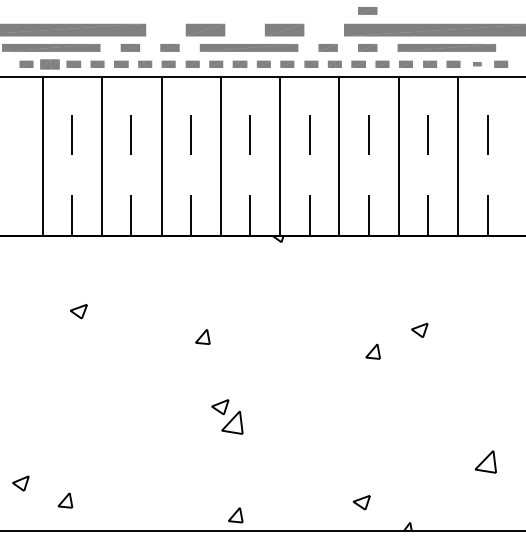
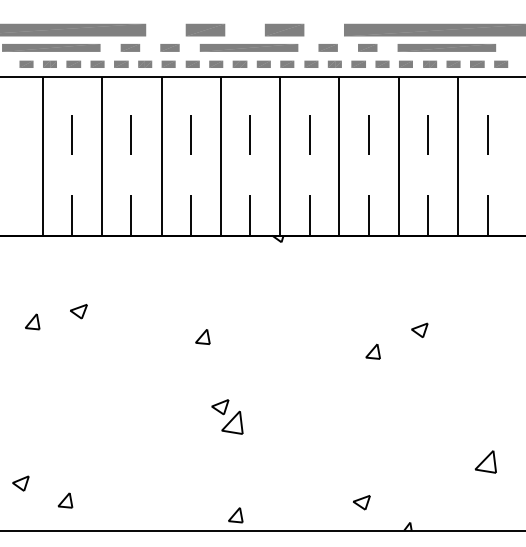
part: present -> none (367, 10)
part size: 20x11 px -> 14x8 px (49, 63)
part size: 9x5 px -> 15x8 px (477, 63)
part: none -> present (32, 321)
